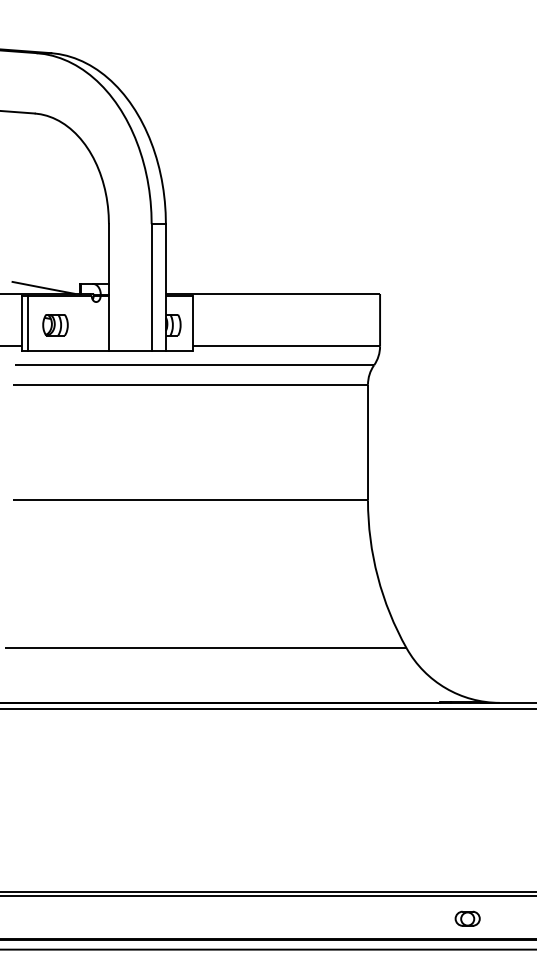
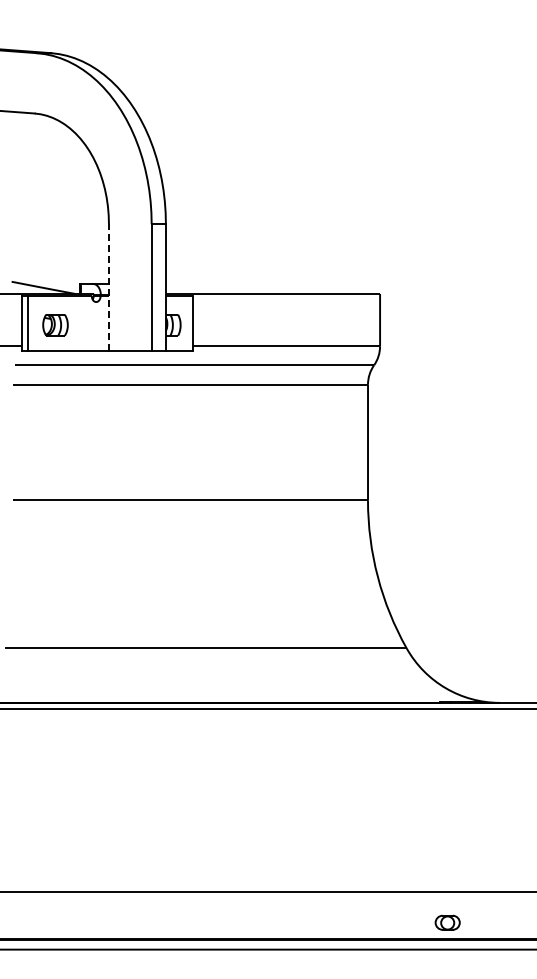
line: solid -> dashed (108, 287)
line: present -> none (267, 895)
part position: (467, 918) -> (447, 922) (447, 922)
